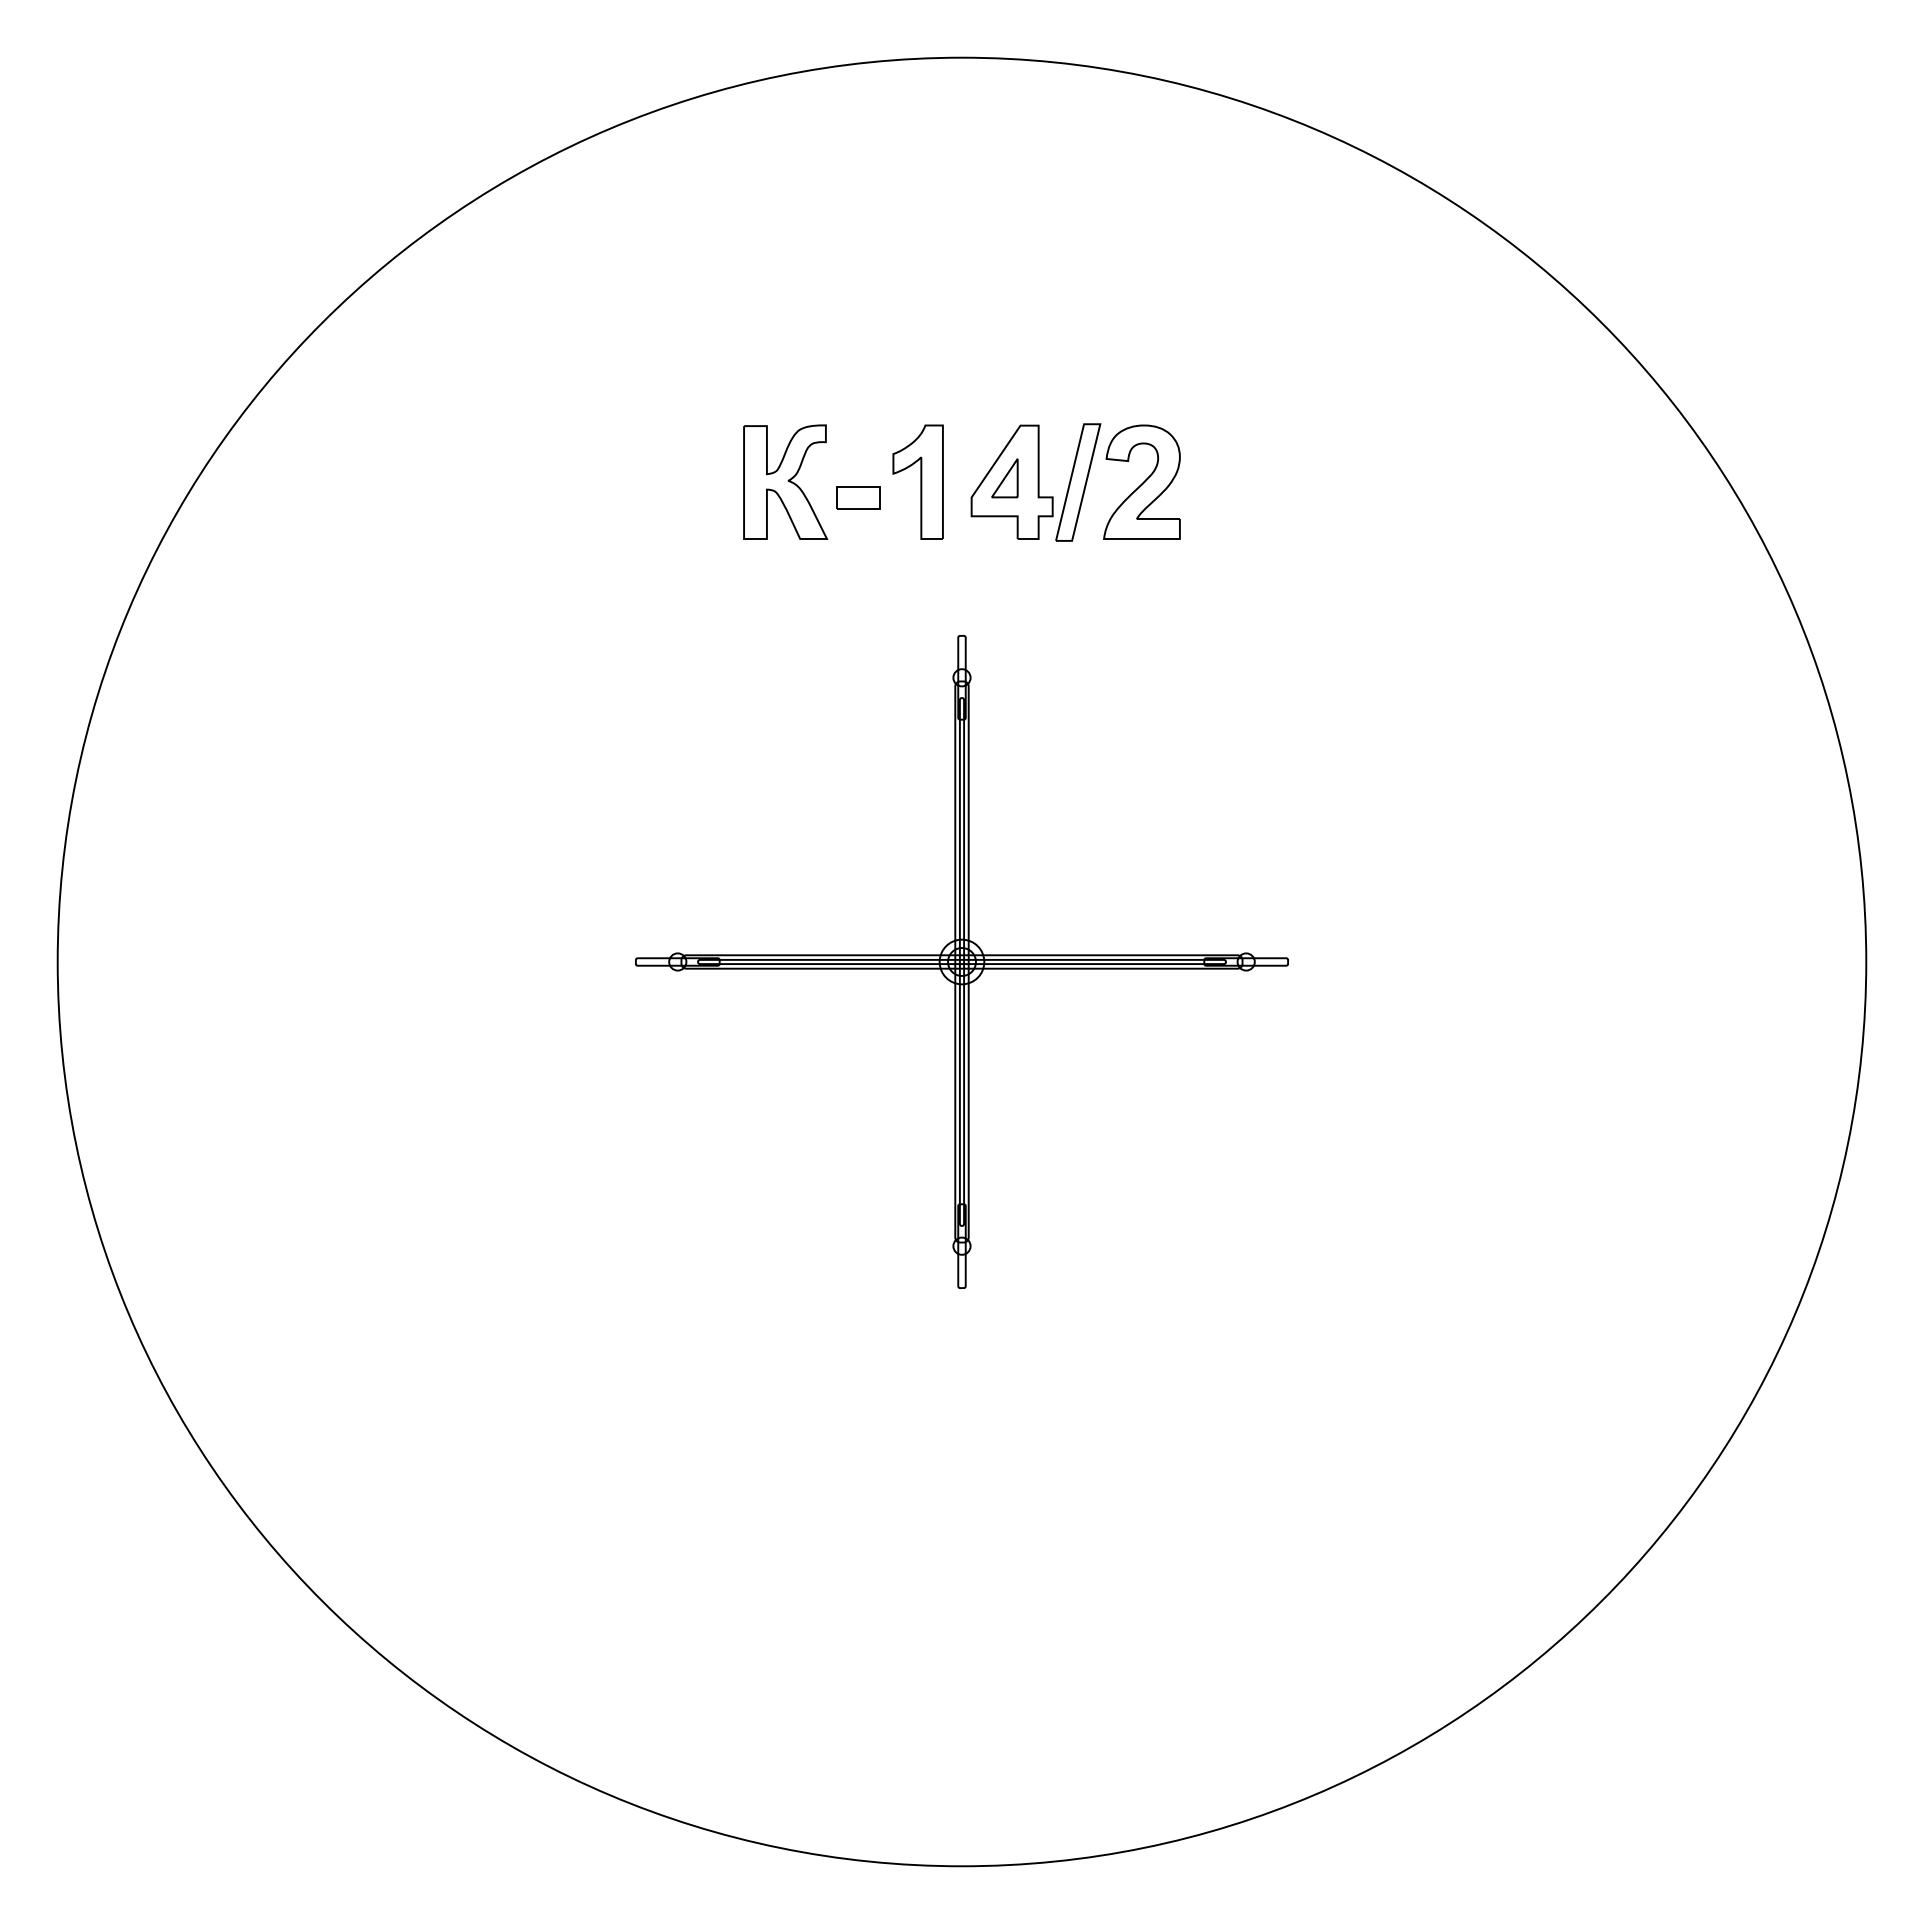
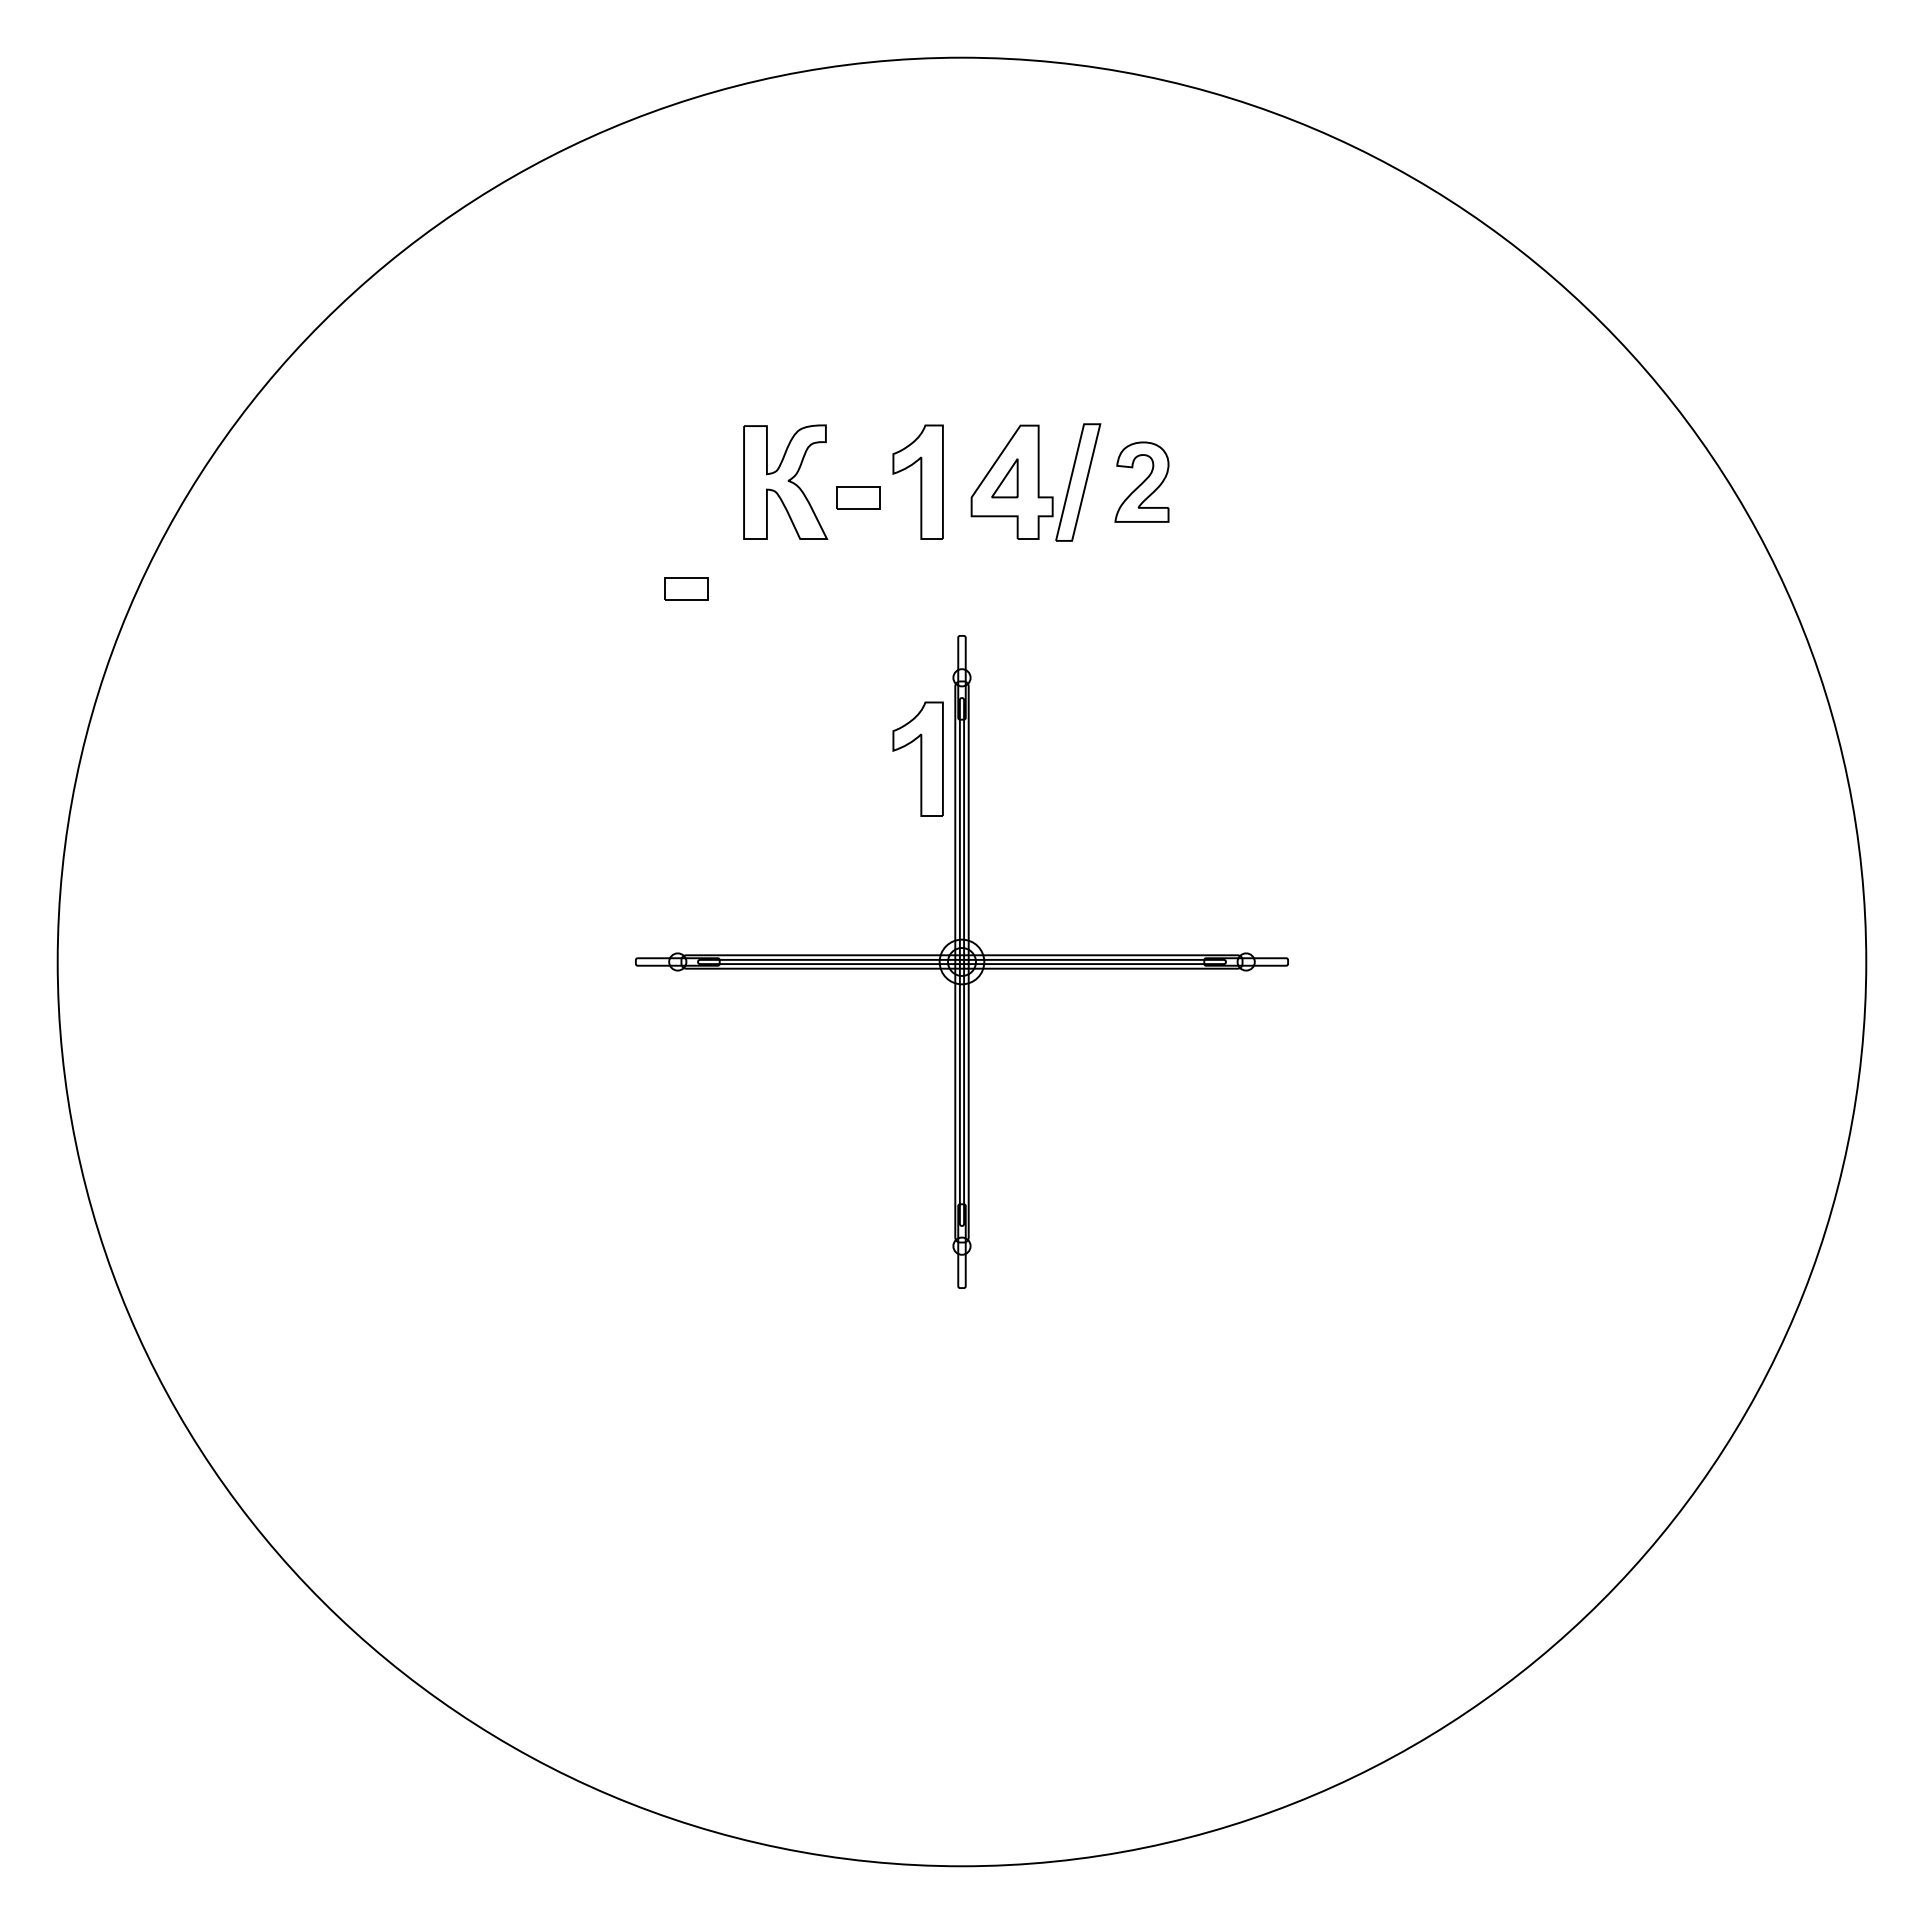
part size: 78x116 px -> 56x82 px (1141, 481)
part: none -> present (686, 588)
part: none -> present (917, 758)
